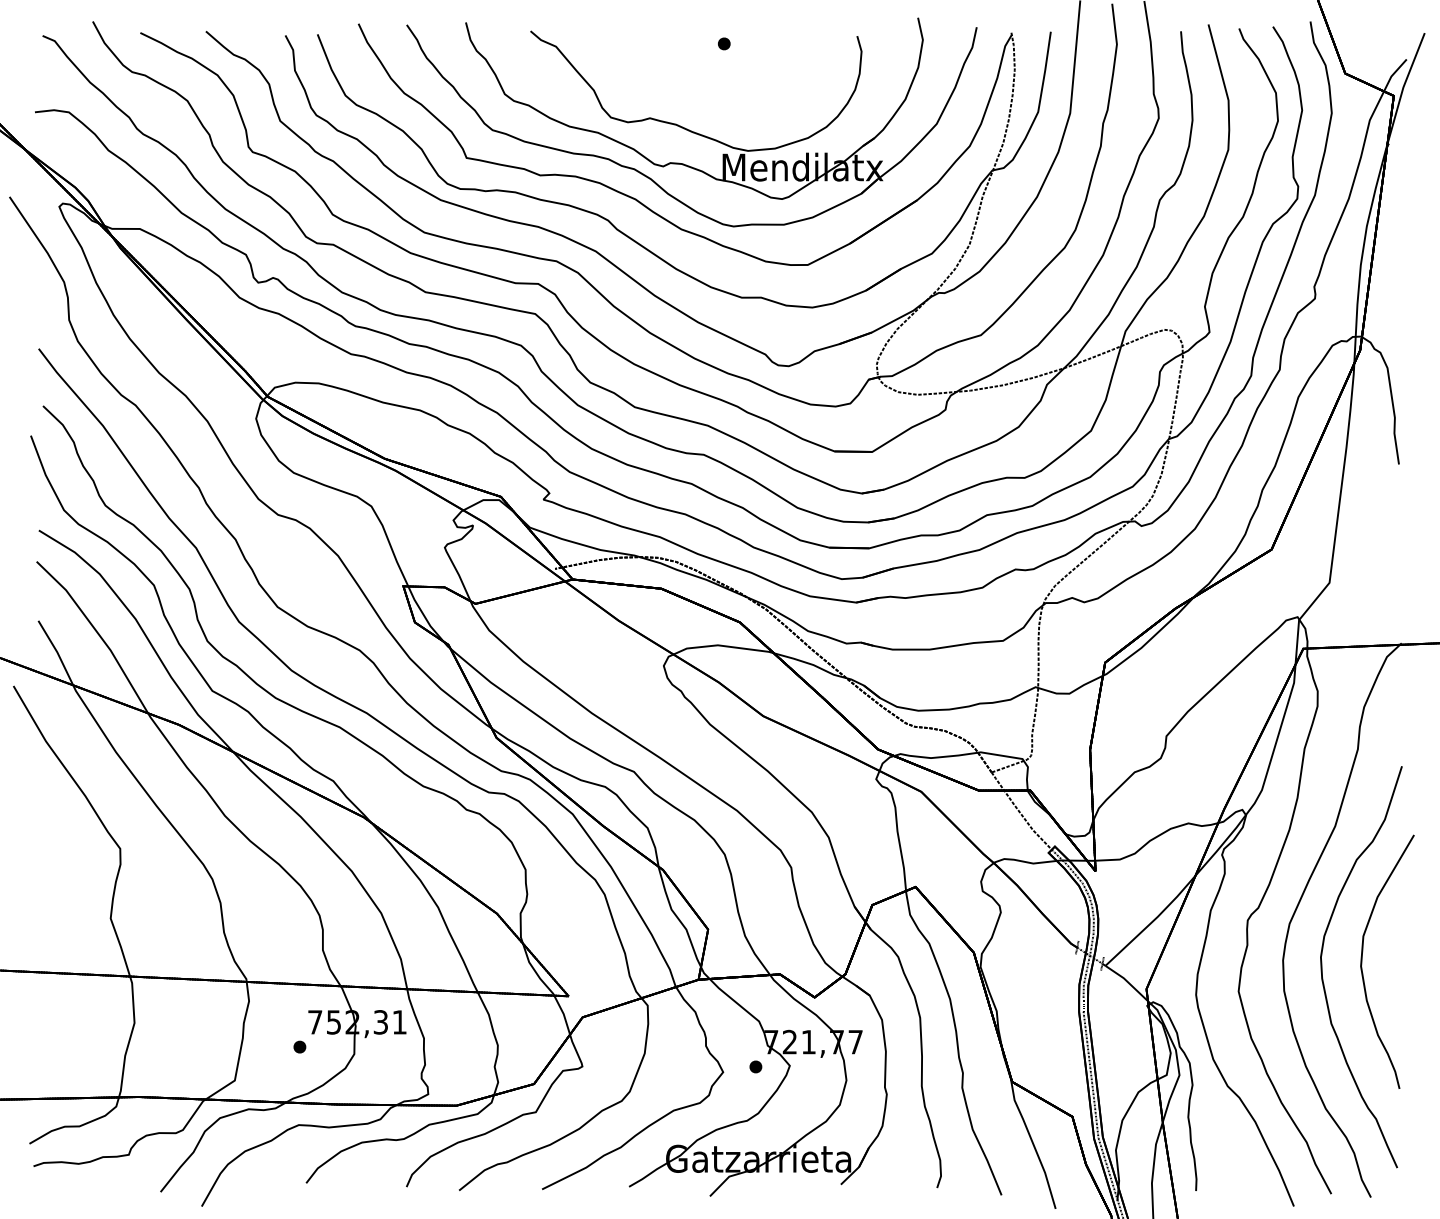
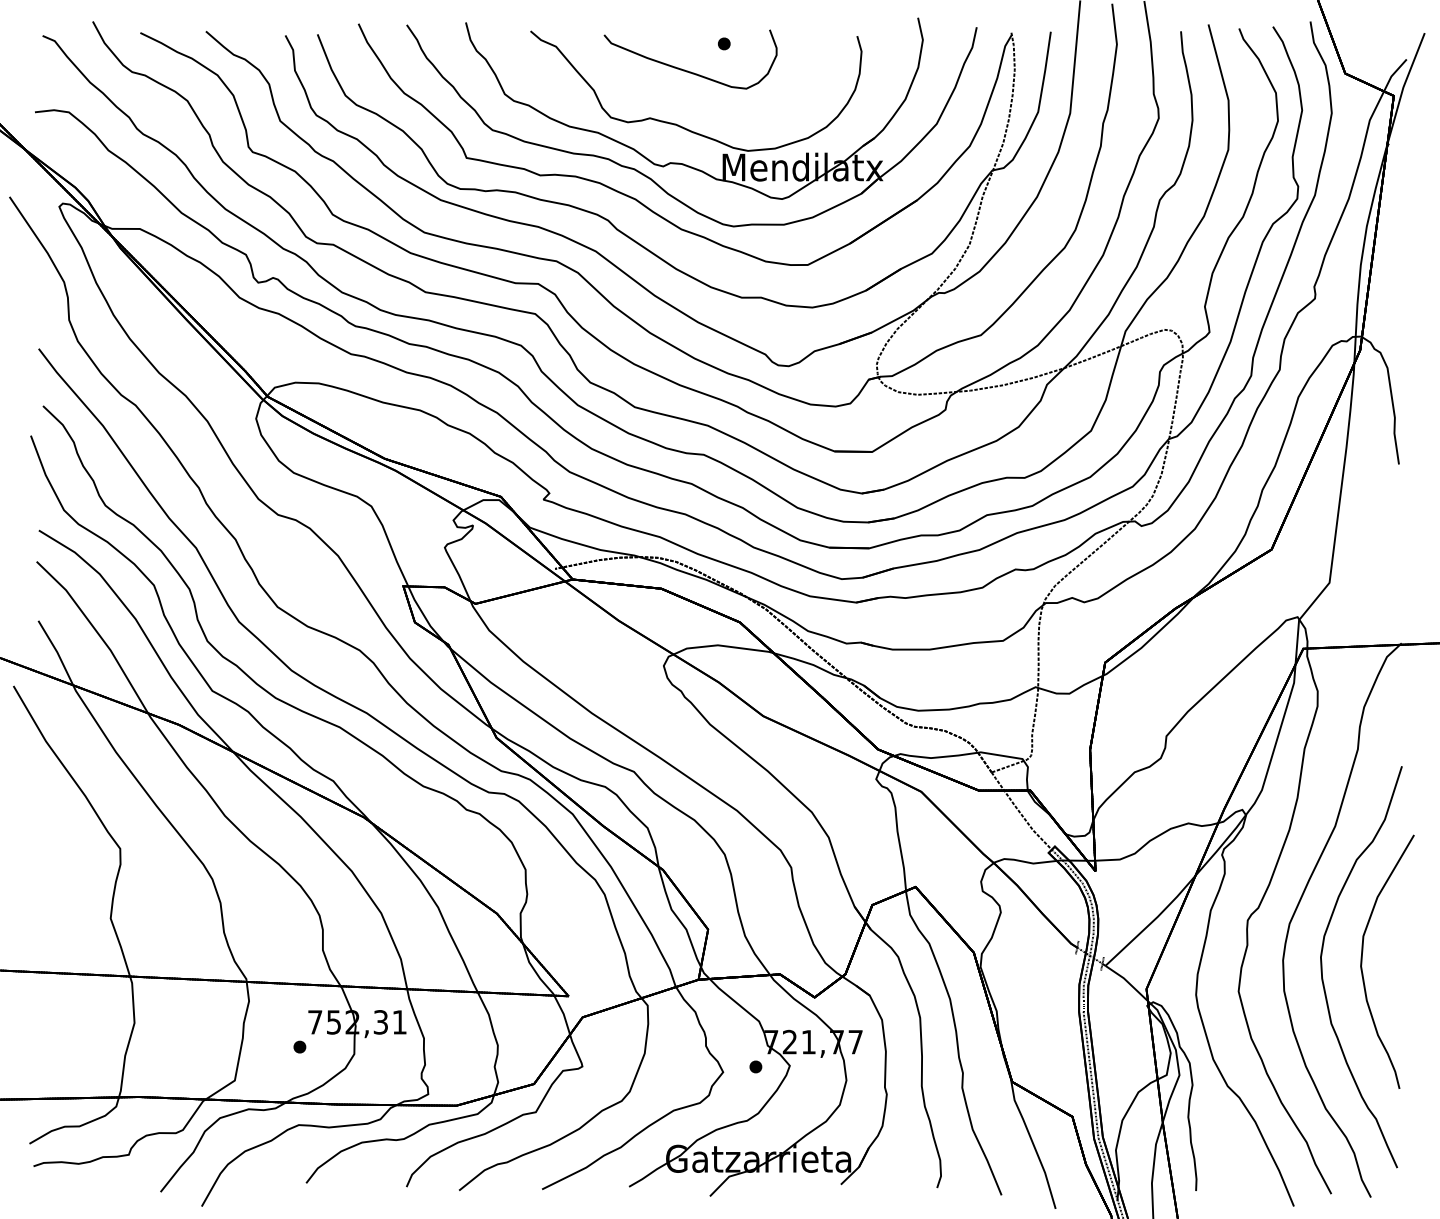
part: none -> present (687, 70)
